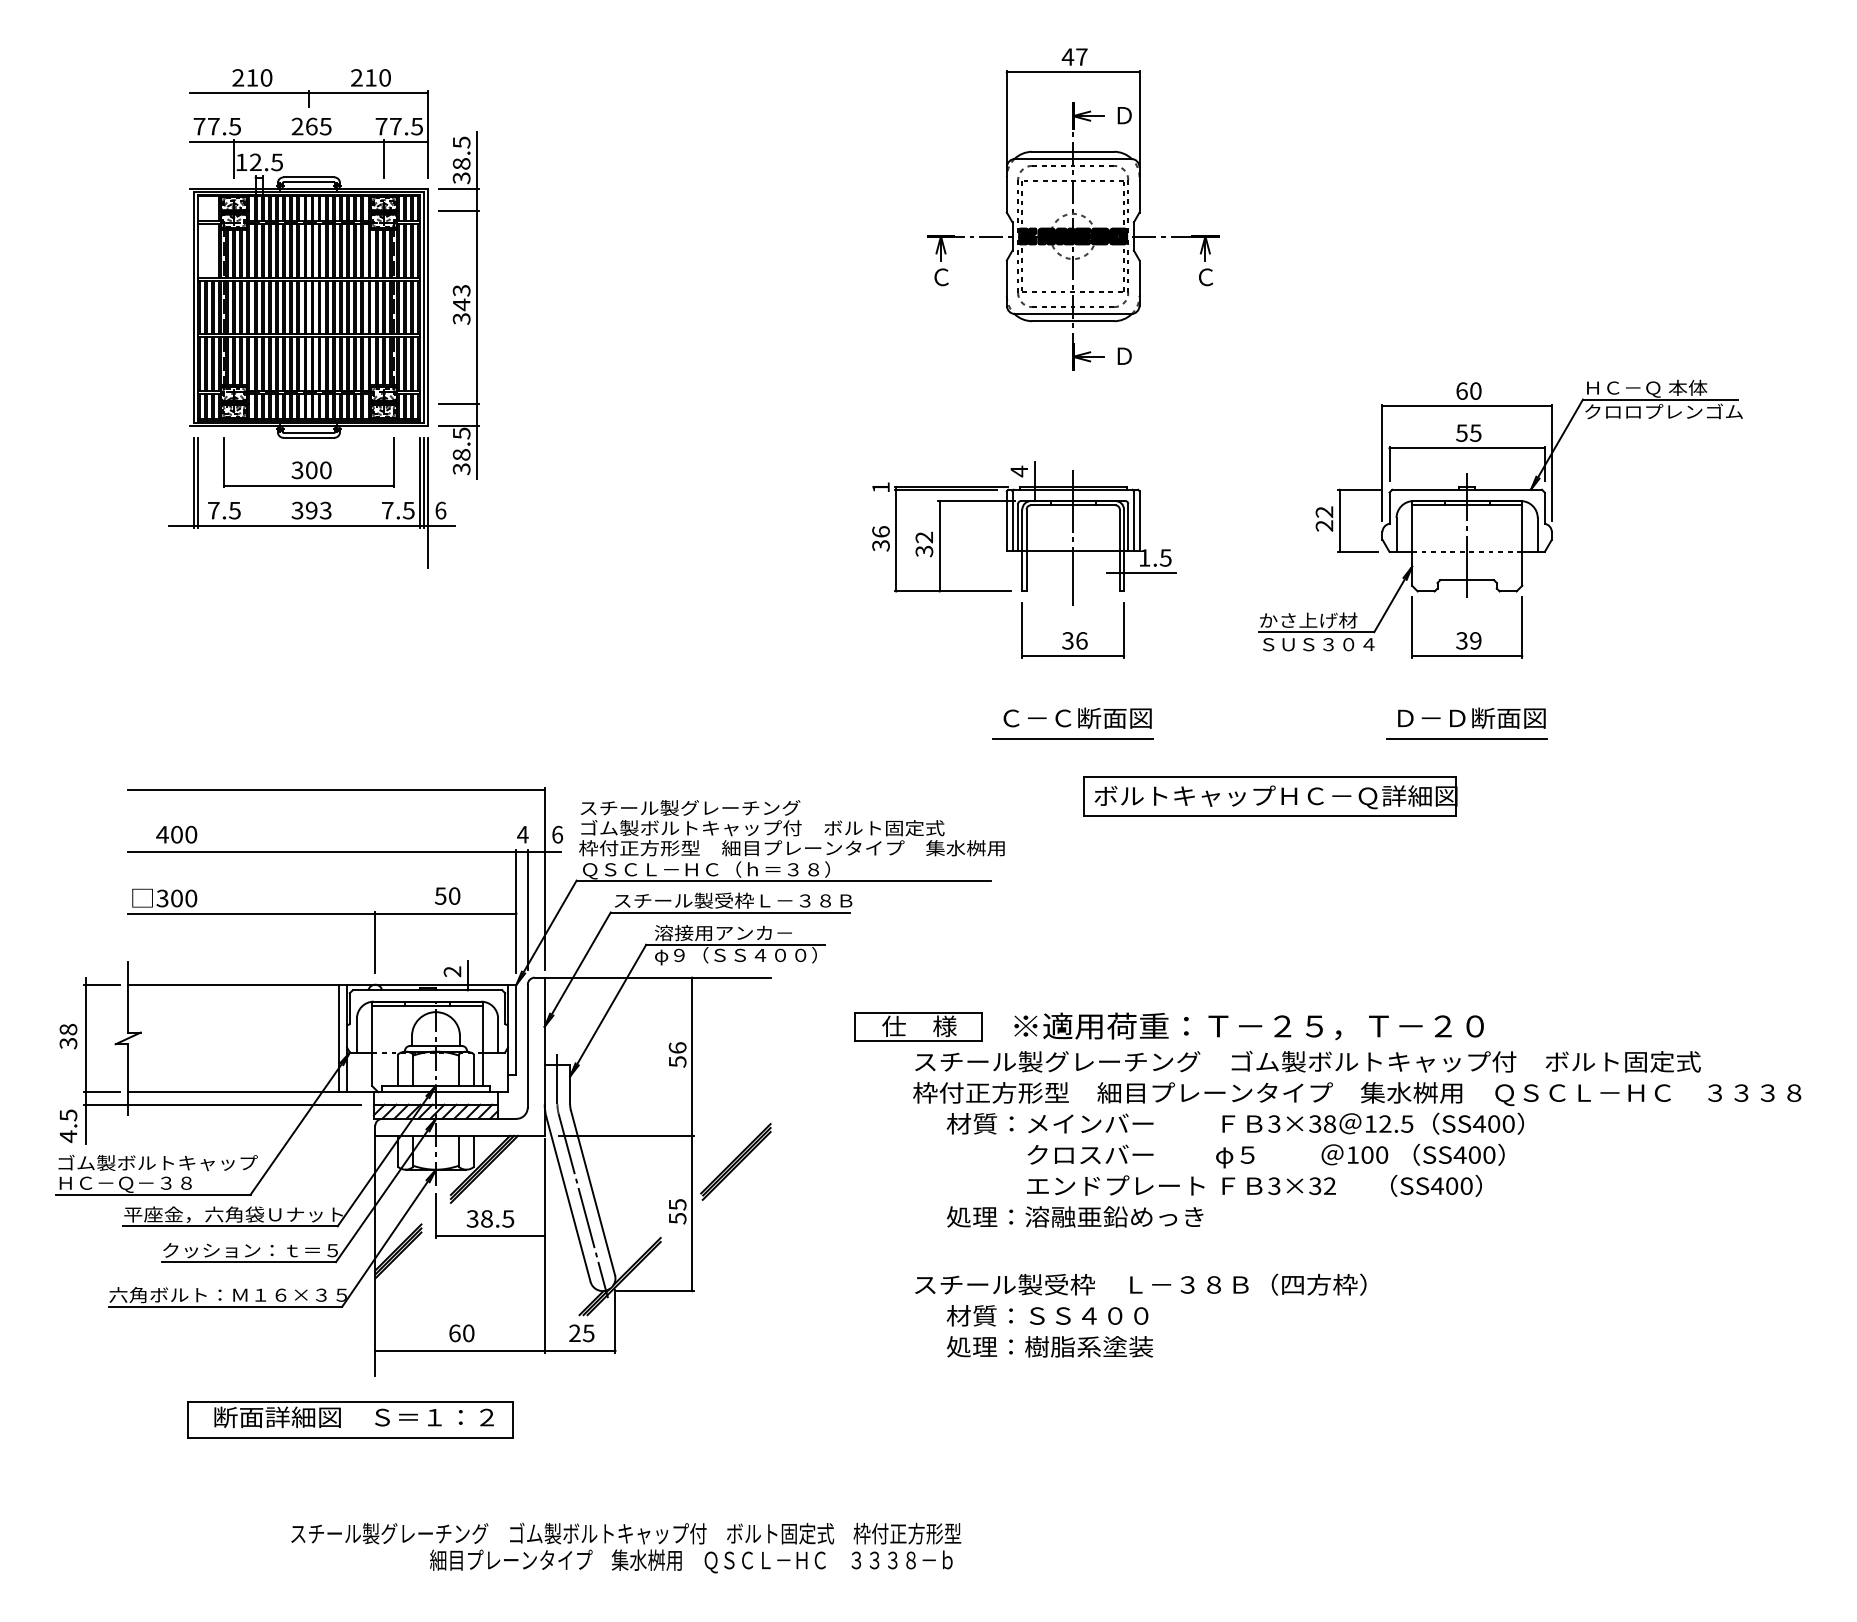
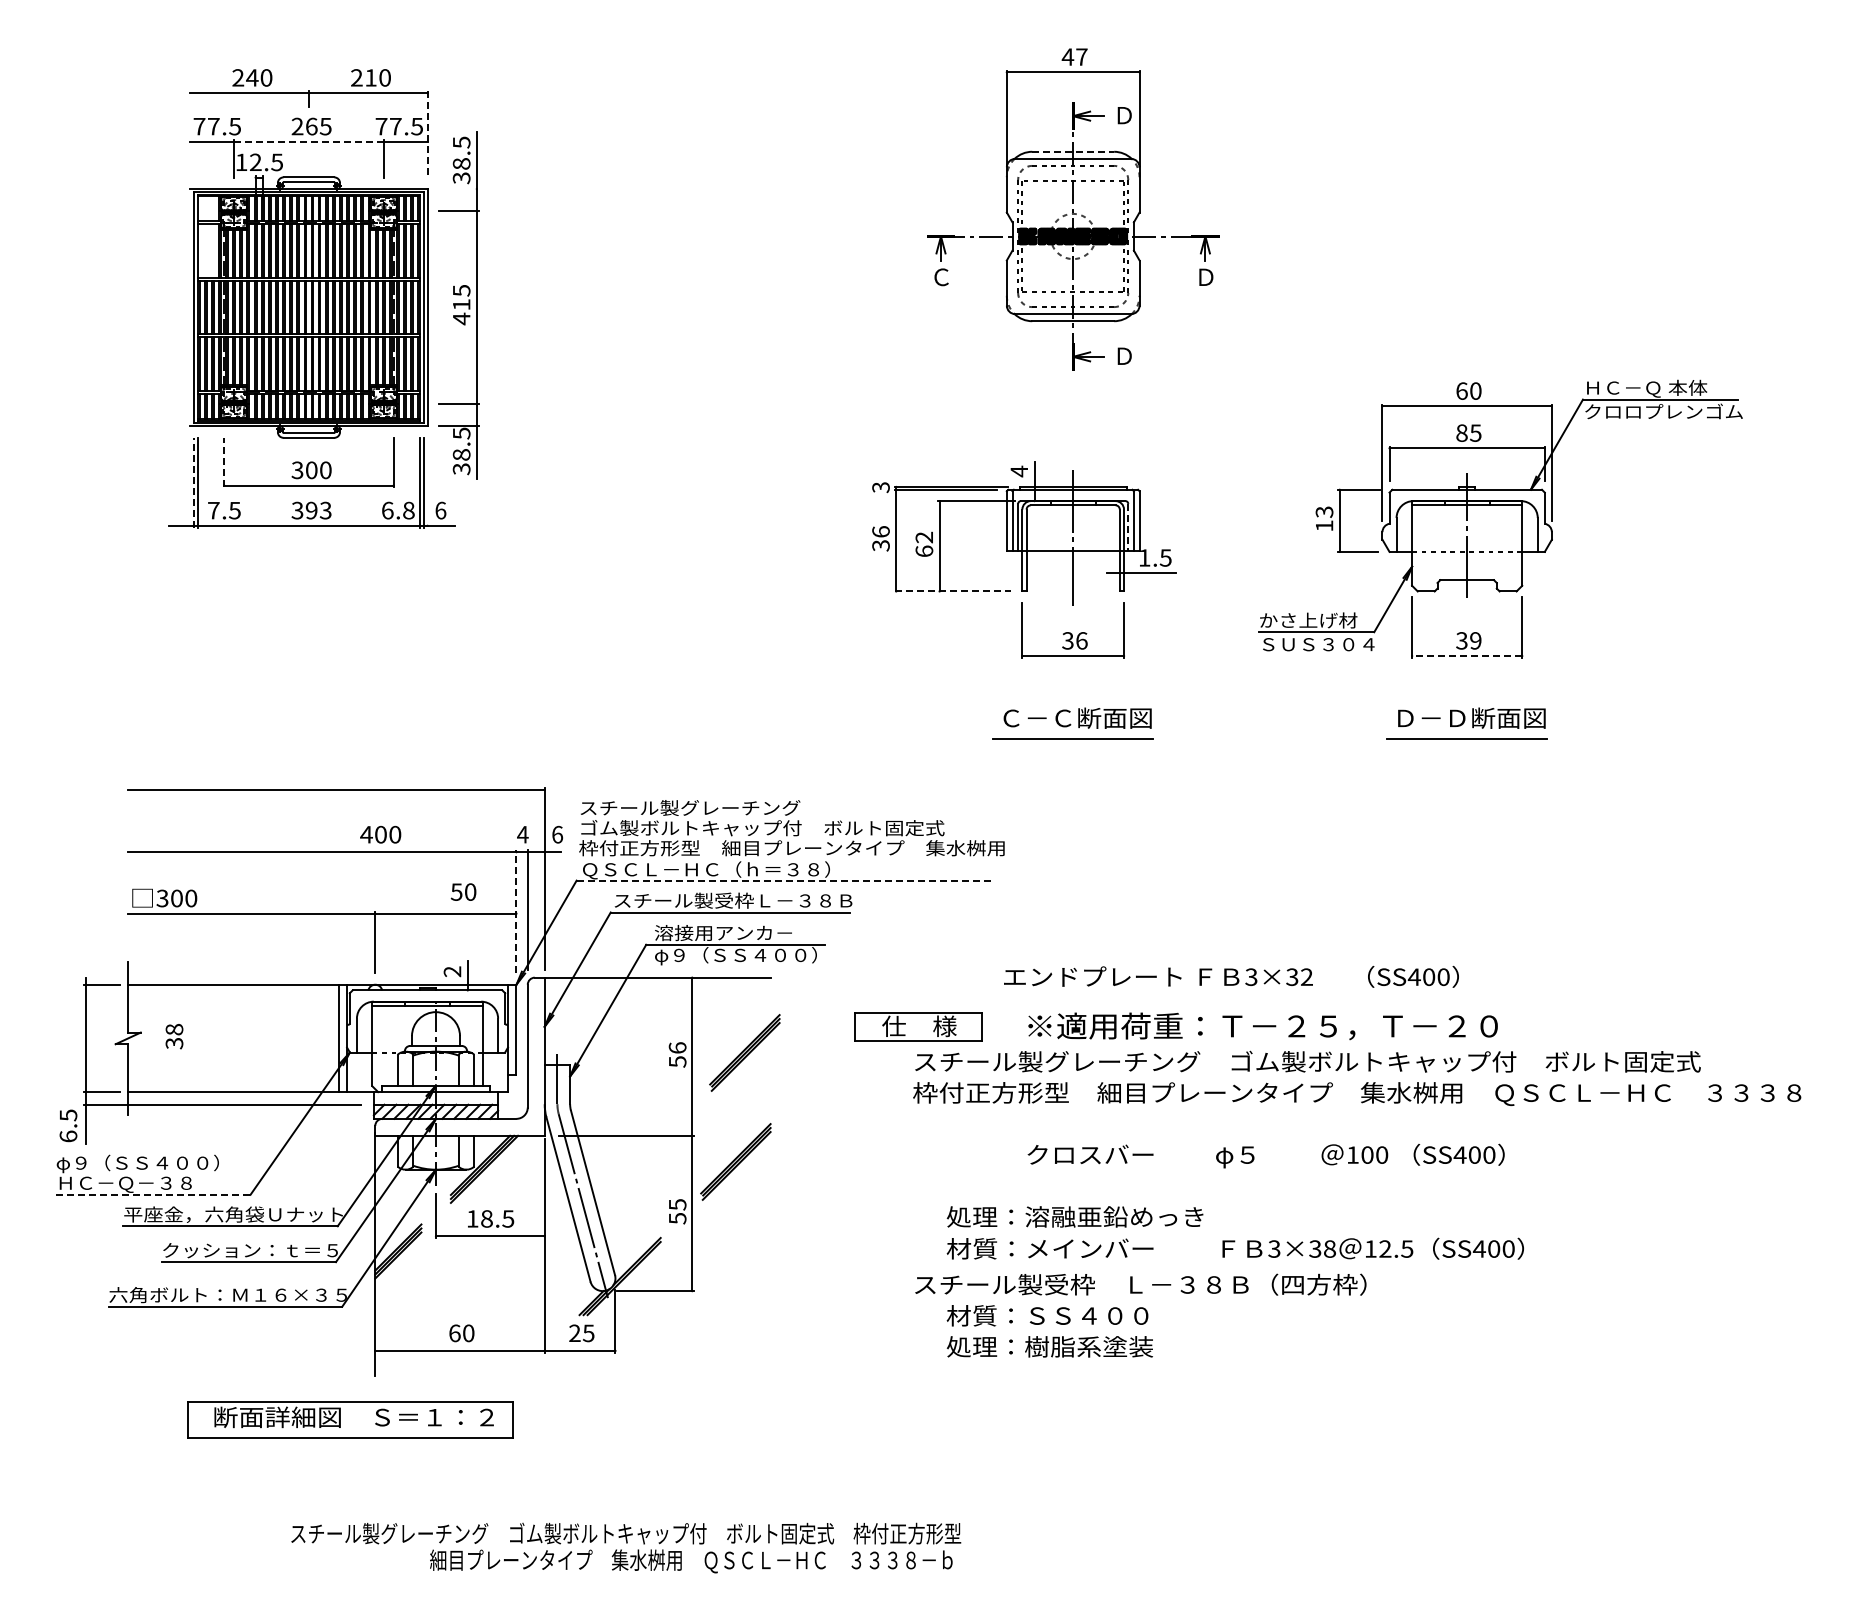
text: 210 -> 240 (252, 77)
line: solid -> dashed (427, 135)
line: solid -> dashed (308, 141)
line: solid -> dashed (1073, 151)
line: present -> none (458, 189)
text: Ｃ -> Ｄ (1206, 277)
text: 343 -> 415 (461, 305)
text: 55 -> 85 (1461, 432)
line: solid -> dashed (224, 462)
line: solid -> dashed (193, 482)
text: 1 -> 3 (880, 487)
line: present -> none (427, 502)
text: 7.5 -> 6.8 (398, 510)
text: 22 -> 13 (1324, 518)
line: solid -> dashed (1128, 527)
text: 32 -> 62 (924, 551)
line: solid -> dashed (953, 591)
line: solid -> dashed (1466, 656)
part: present -> none (1270, 796)
text position: (176, 834) -> (380, 834) (380, 834)
line: solid -> dashed (784, 880)
text position: (447, 895) -> (463, 891) (463, 891)
line: solid -> dashed (516, 911)
text position: (1248, 1026) -> (1262, 1026) (1262, 1026)
text position: (68, 1036) -> (174, 1036) (174, 1036)
part: none -> present (744, 1052)
text position: (1234, 1123) -> (1234, 1248) (1234, 1248)
text: 4.5 -> 6.5 (68, 1136)
text: ゴム製ボルトキャップ -> φ９（ＳＳ４００） (156, 1163)
text position: (1254, 1185) -> (1231, 976) (1231, 976)
line: solid -> dashed (153, 1194)
text: 38.5 -> 18.5 (472, 1218)
